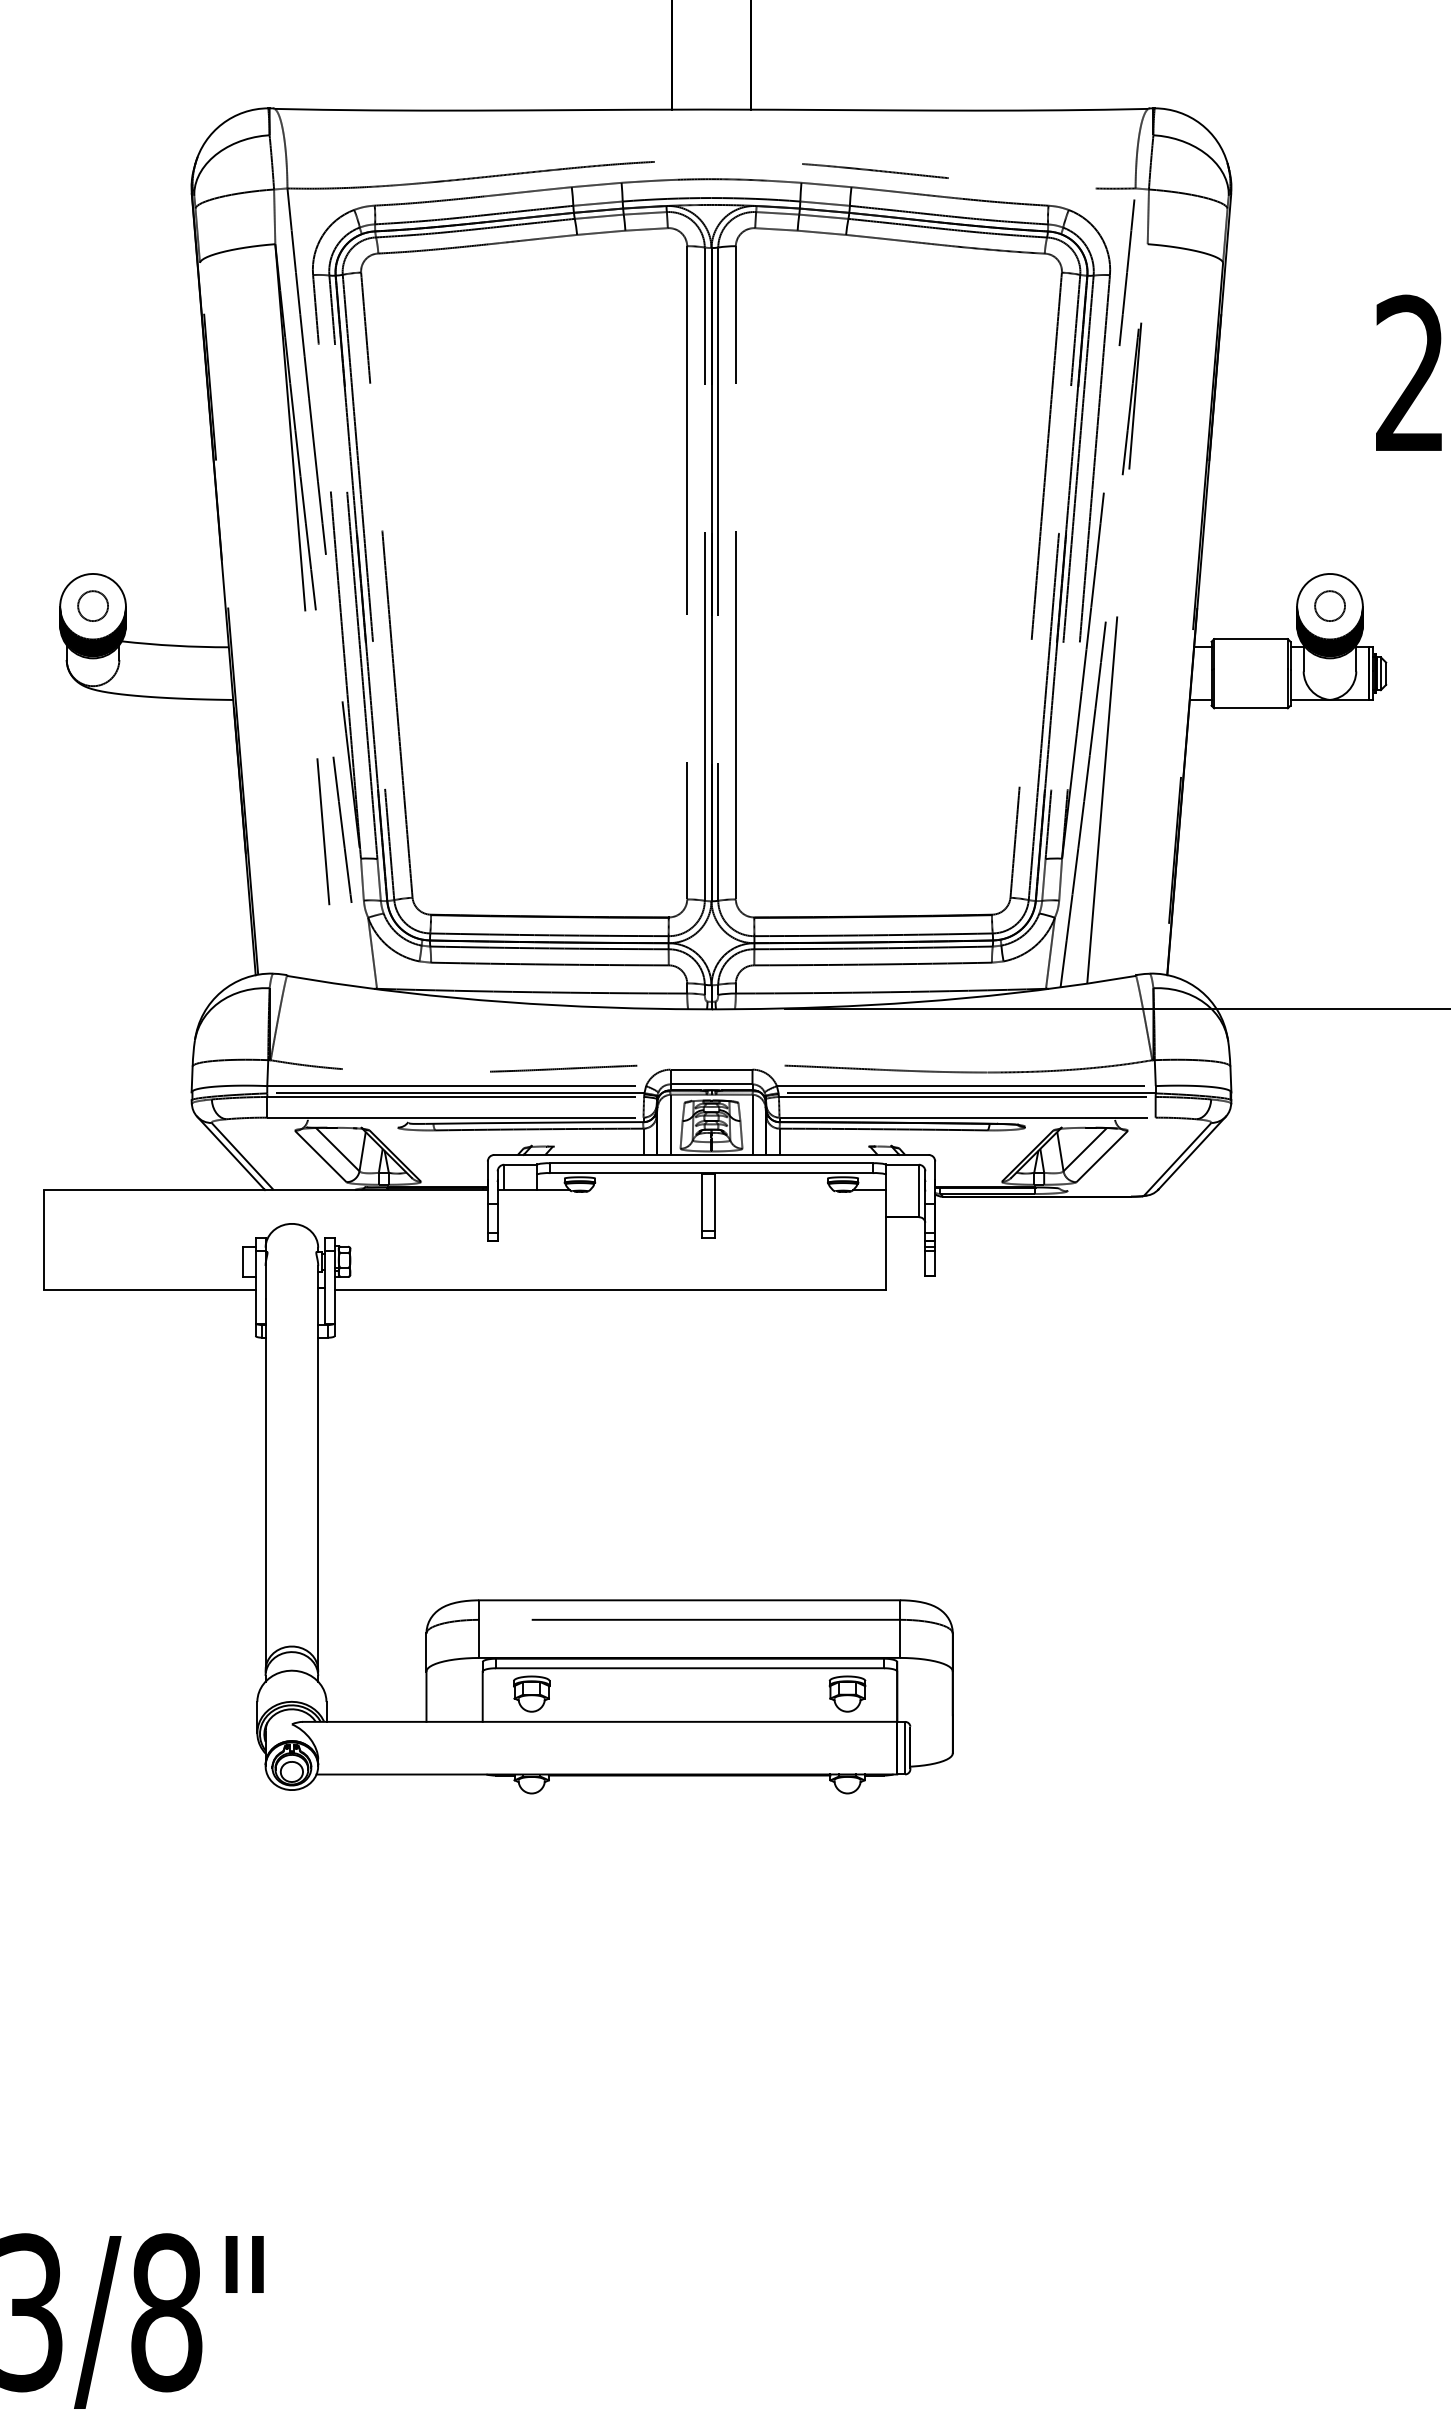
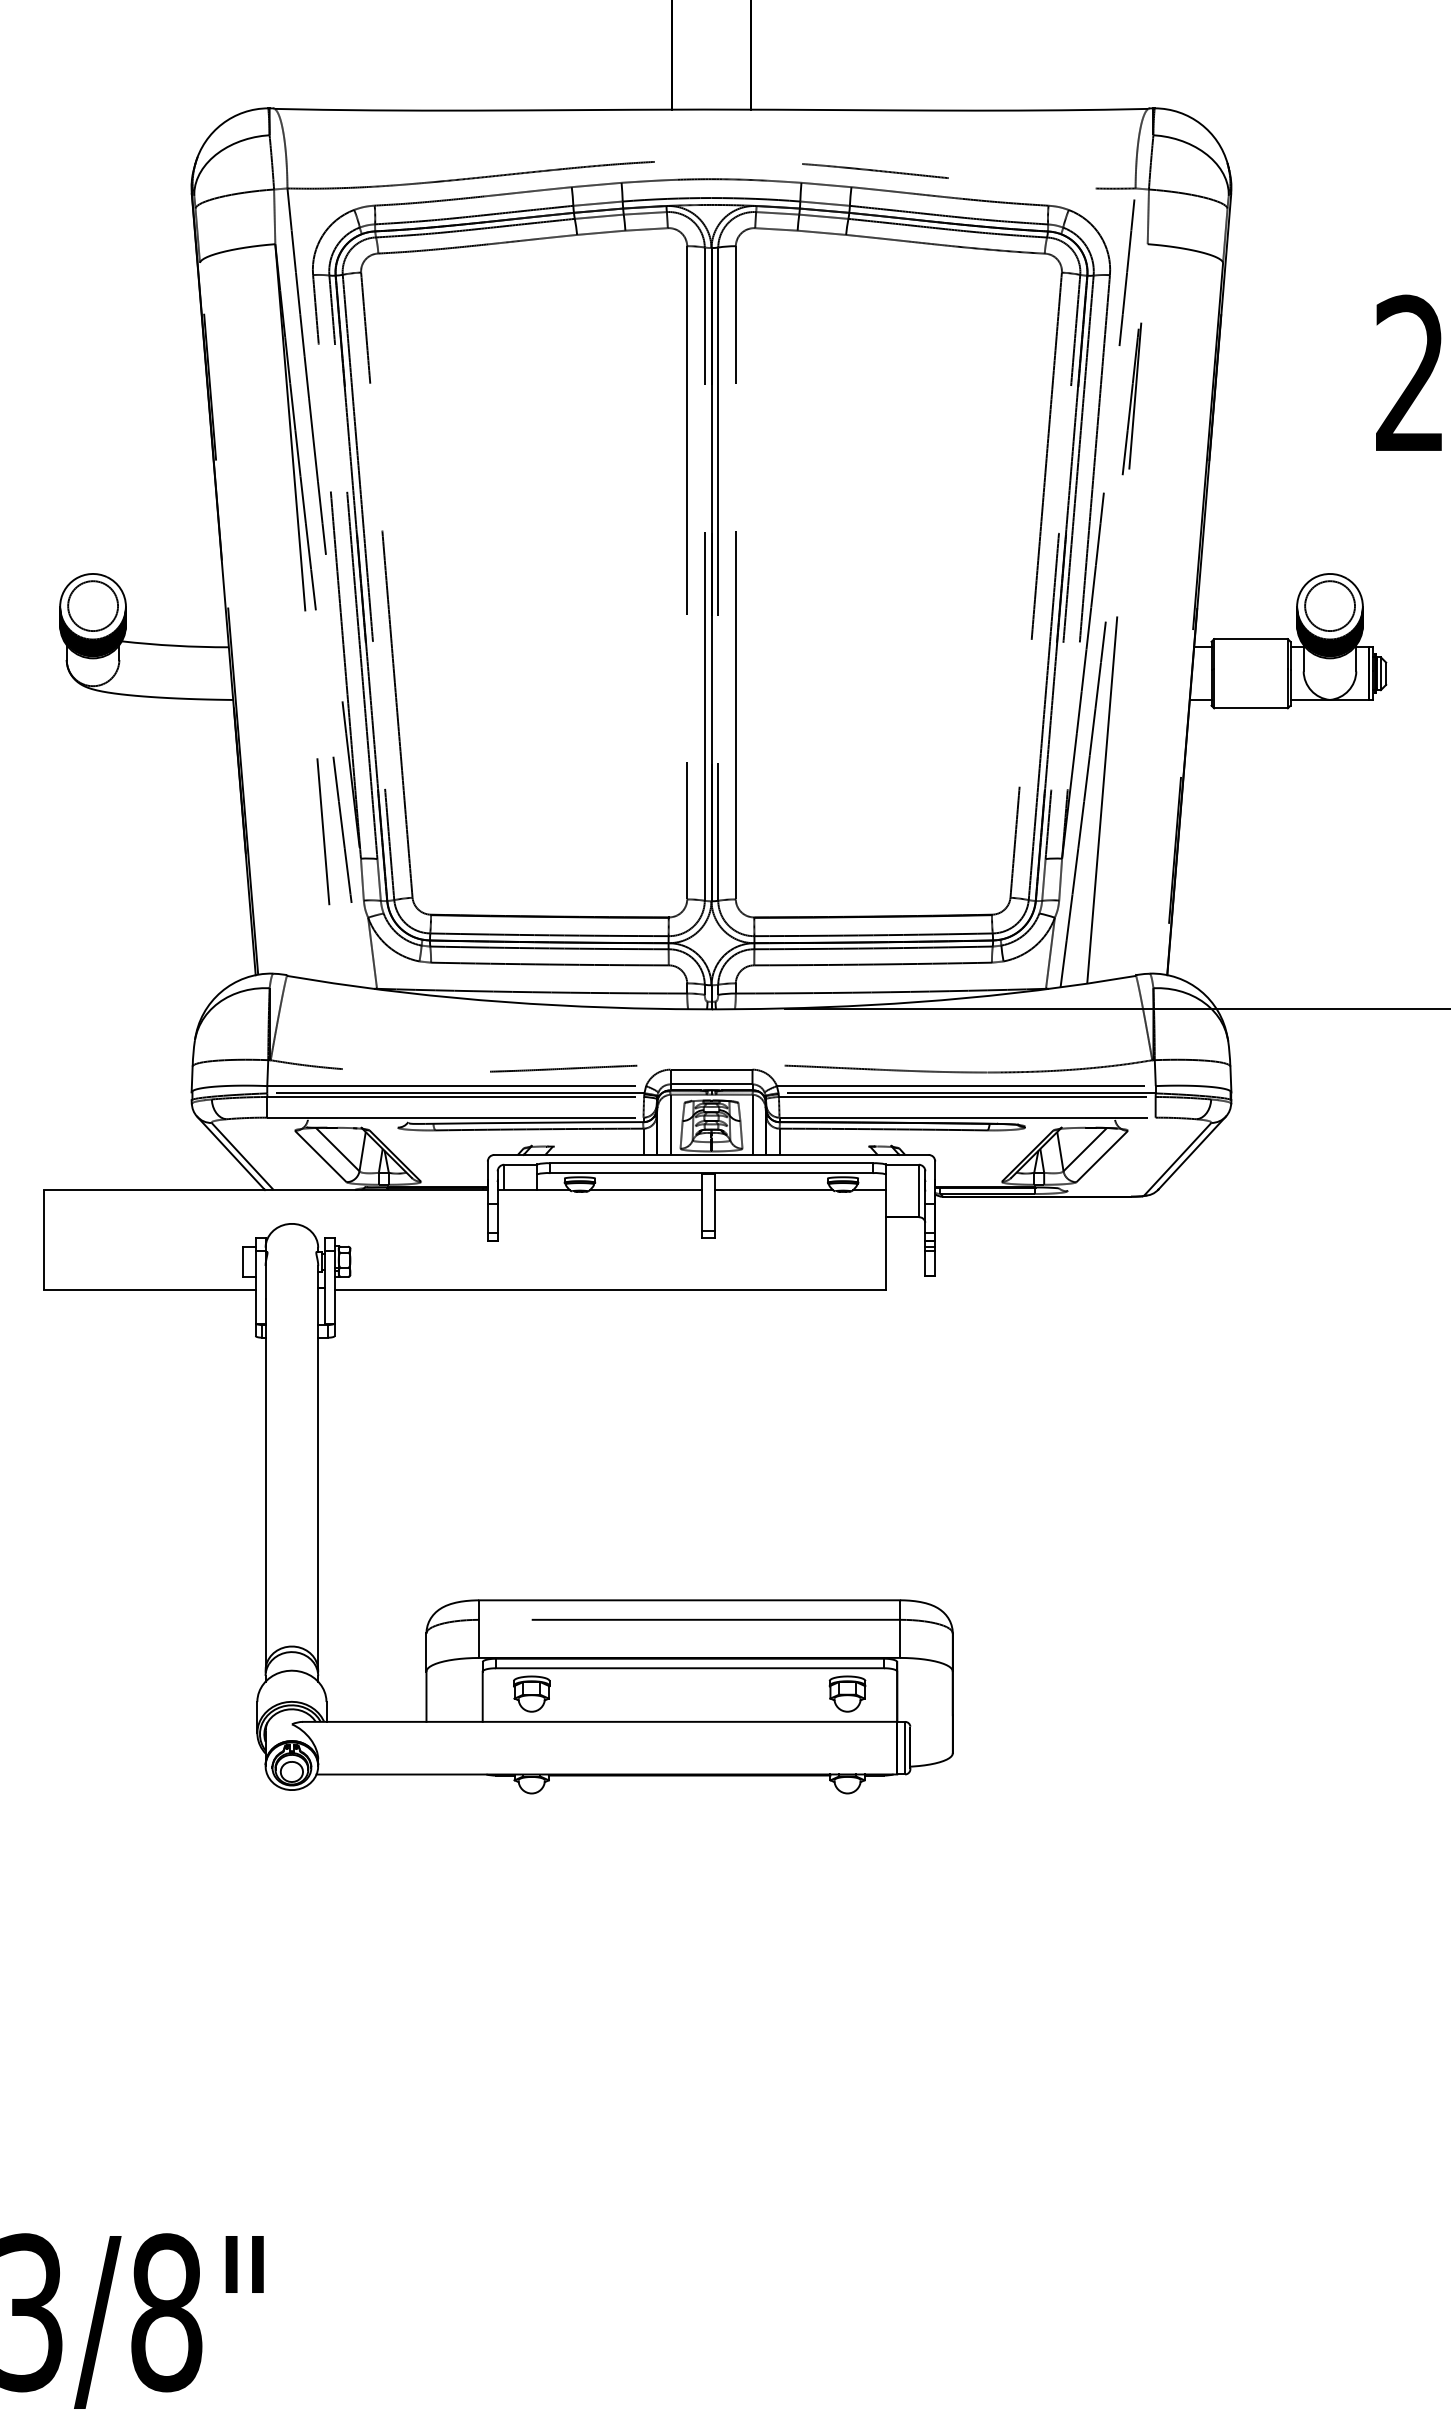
circle diameter: 30 px -> 50 px (93, 606)
circle diameter: 30 px -> 50 px (1330, 606)
line: none -> present (645, 1189)
line: none -> present (773, 1189)
